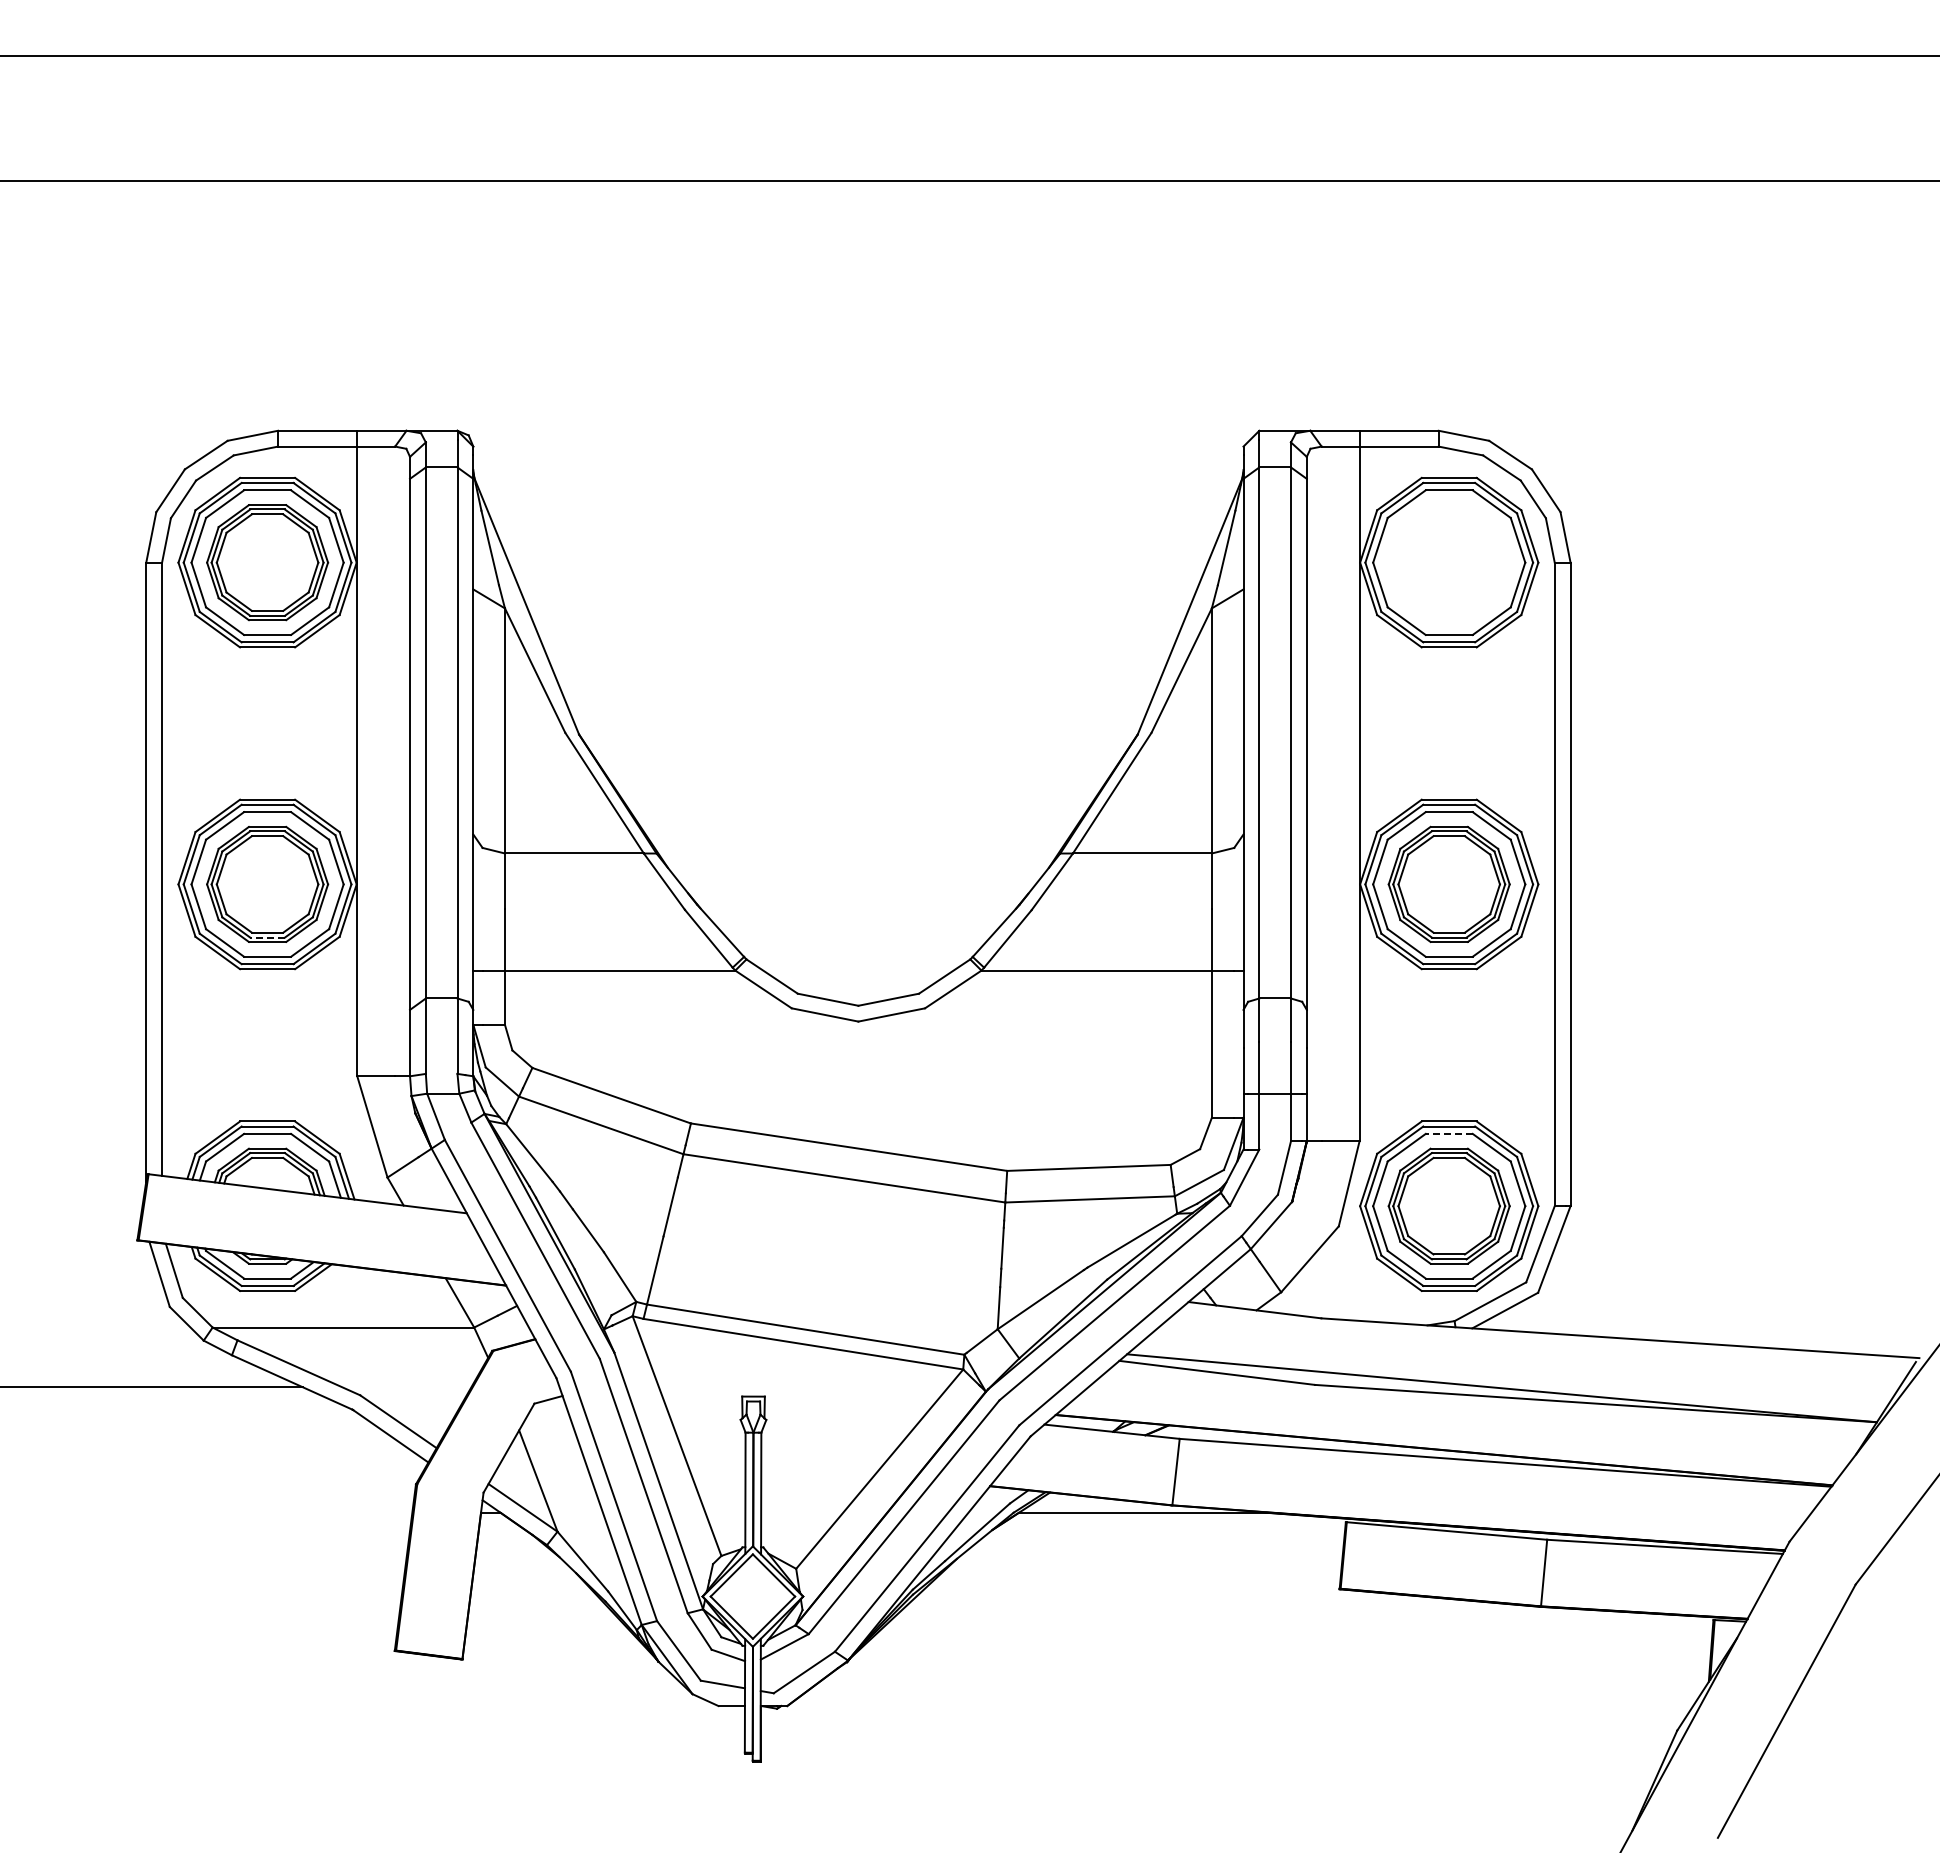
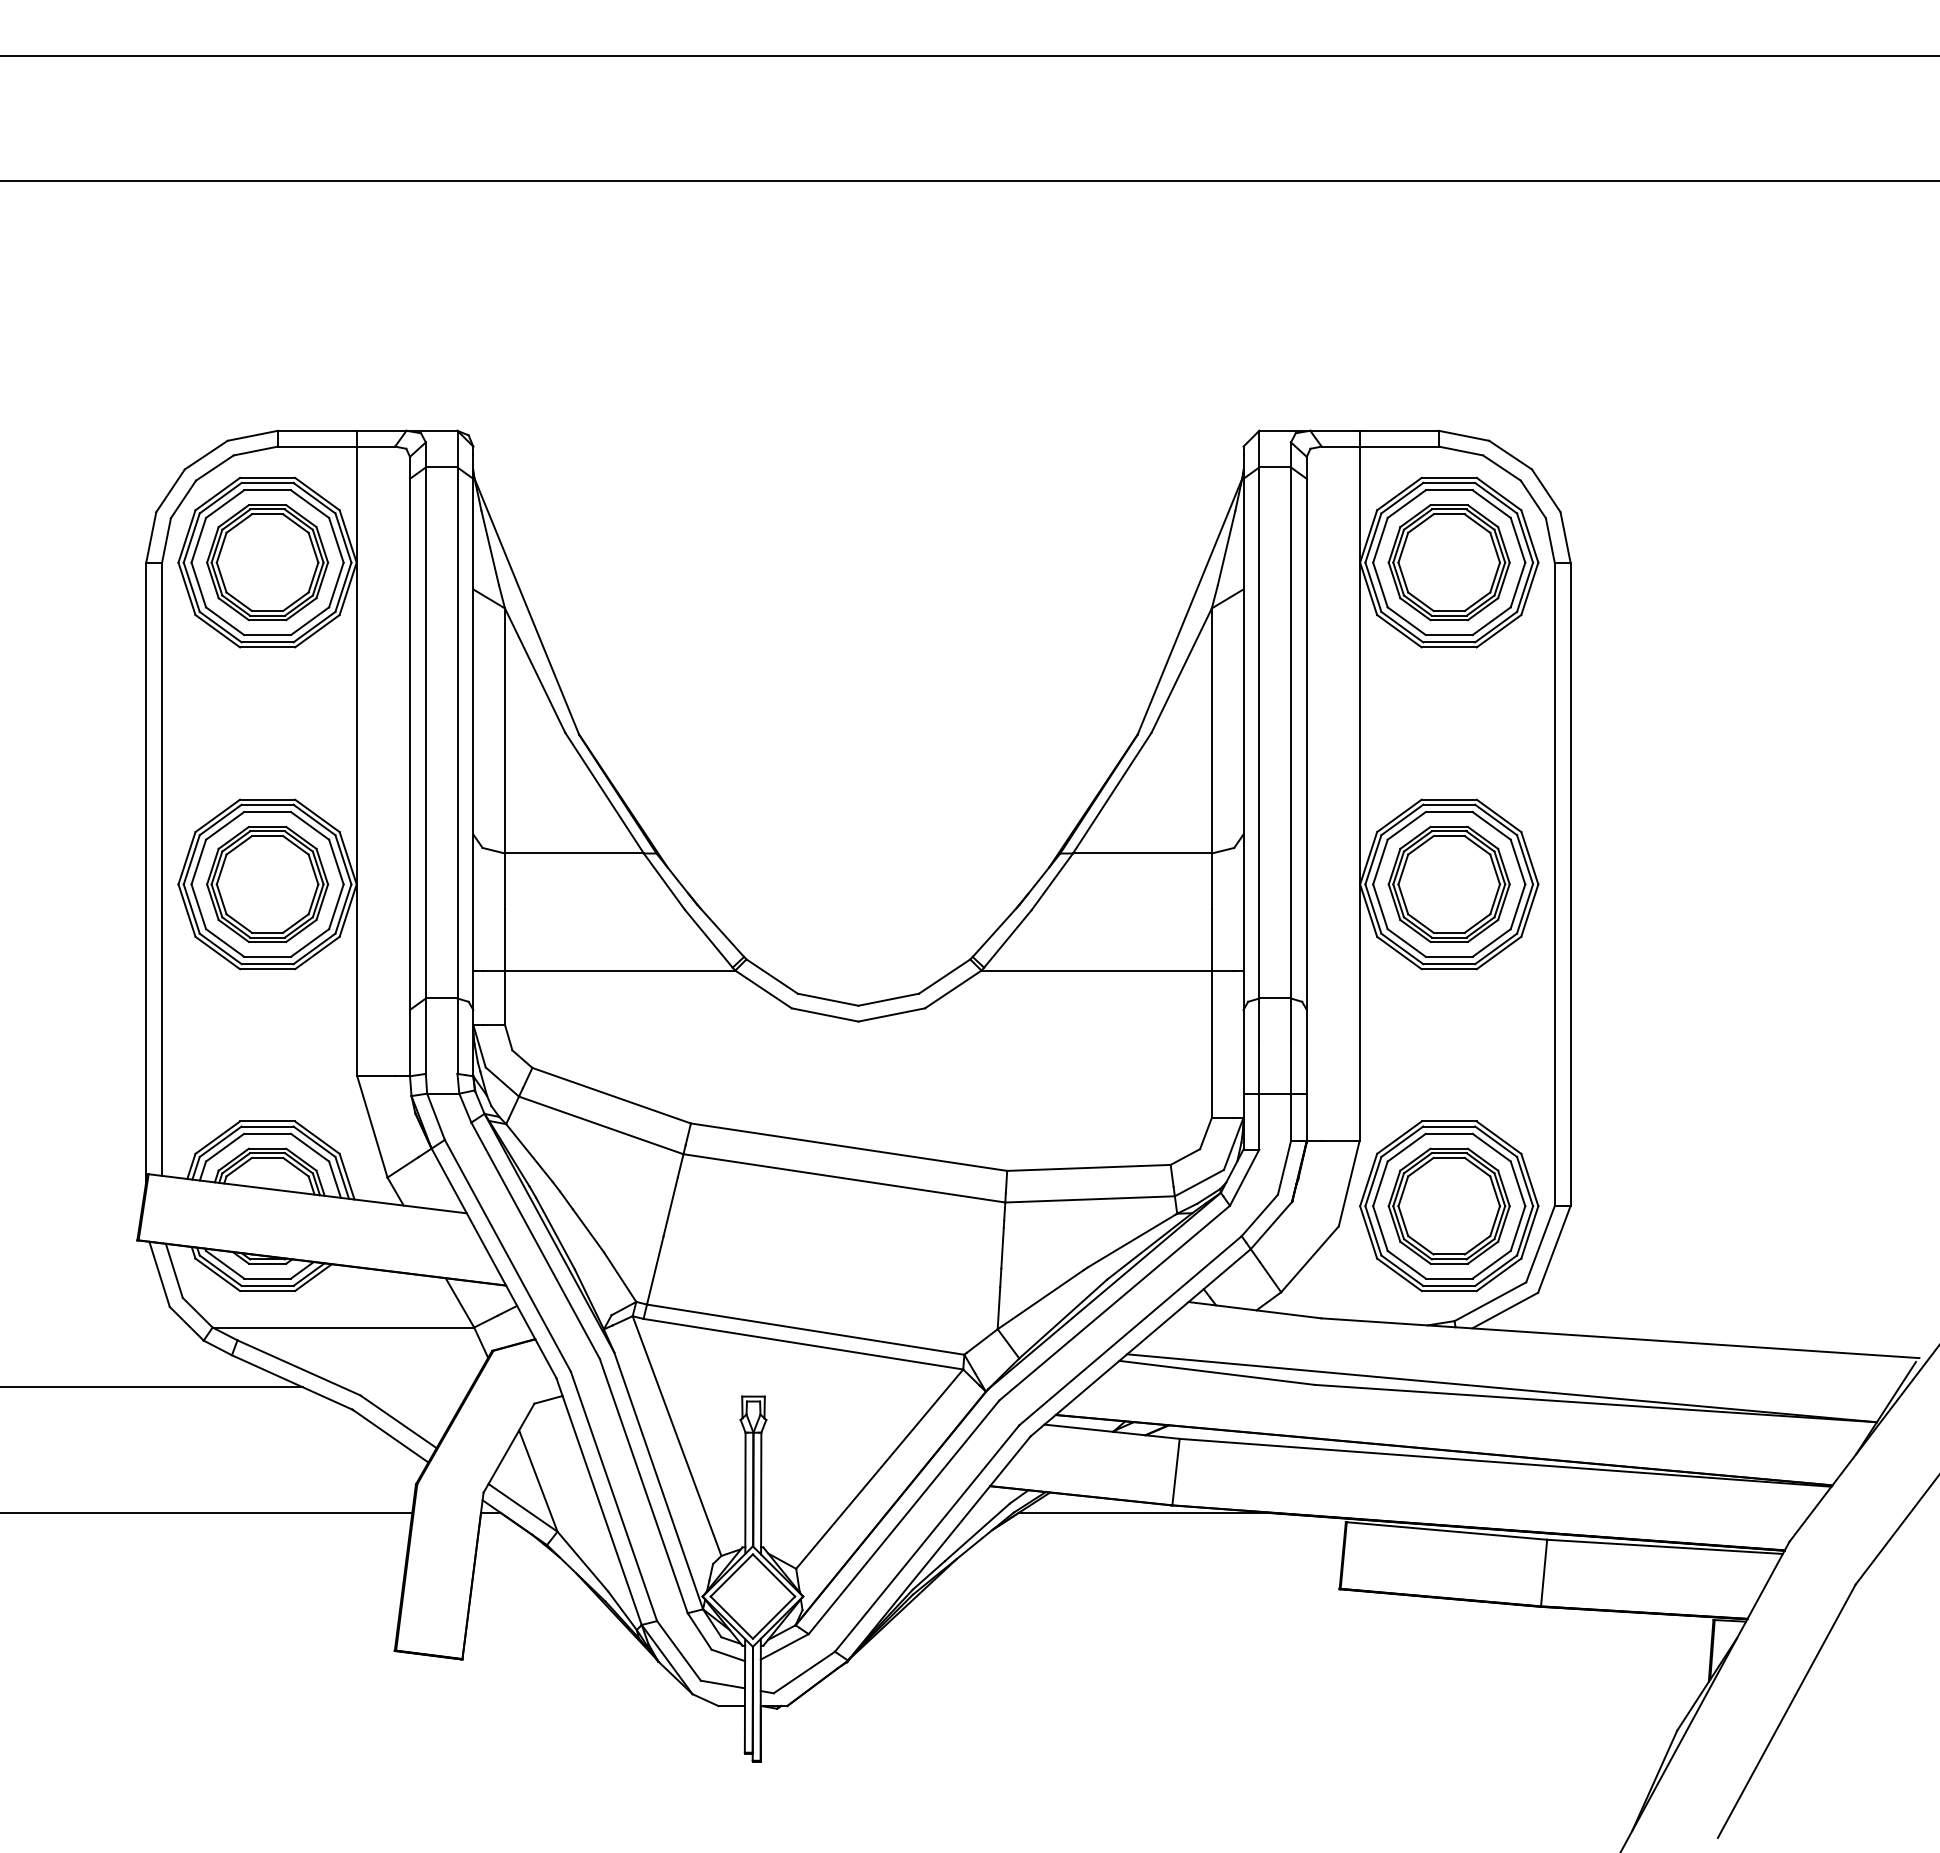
part: none -> present (1448, 562)
line: dashed -> solid (267, 937)
line: dashed -> solid (1449, 1133)
line: none -> present (207, 1512)
